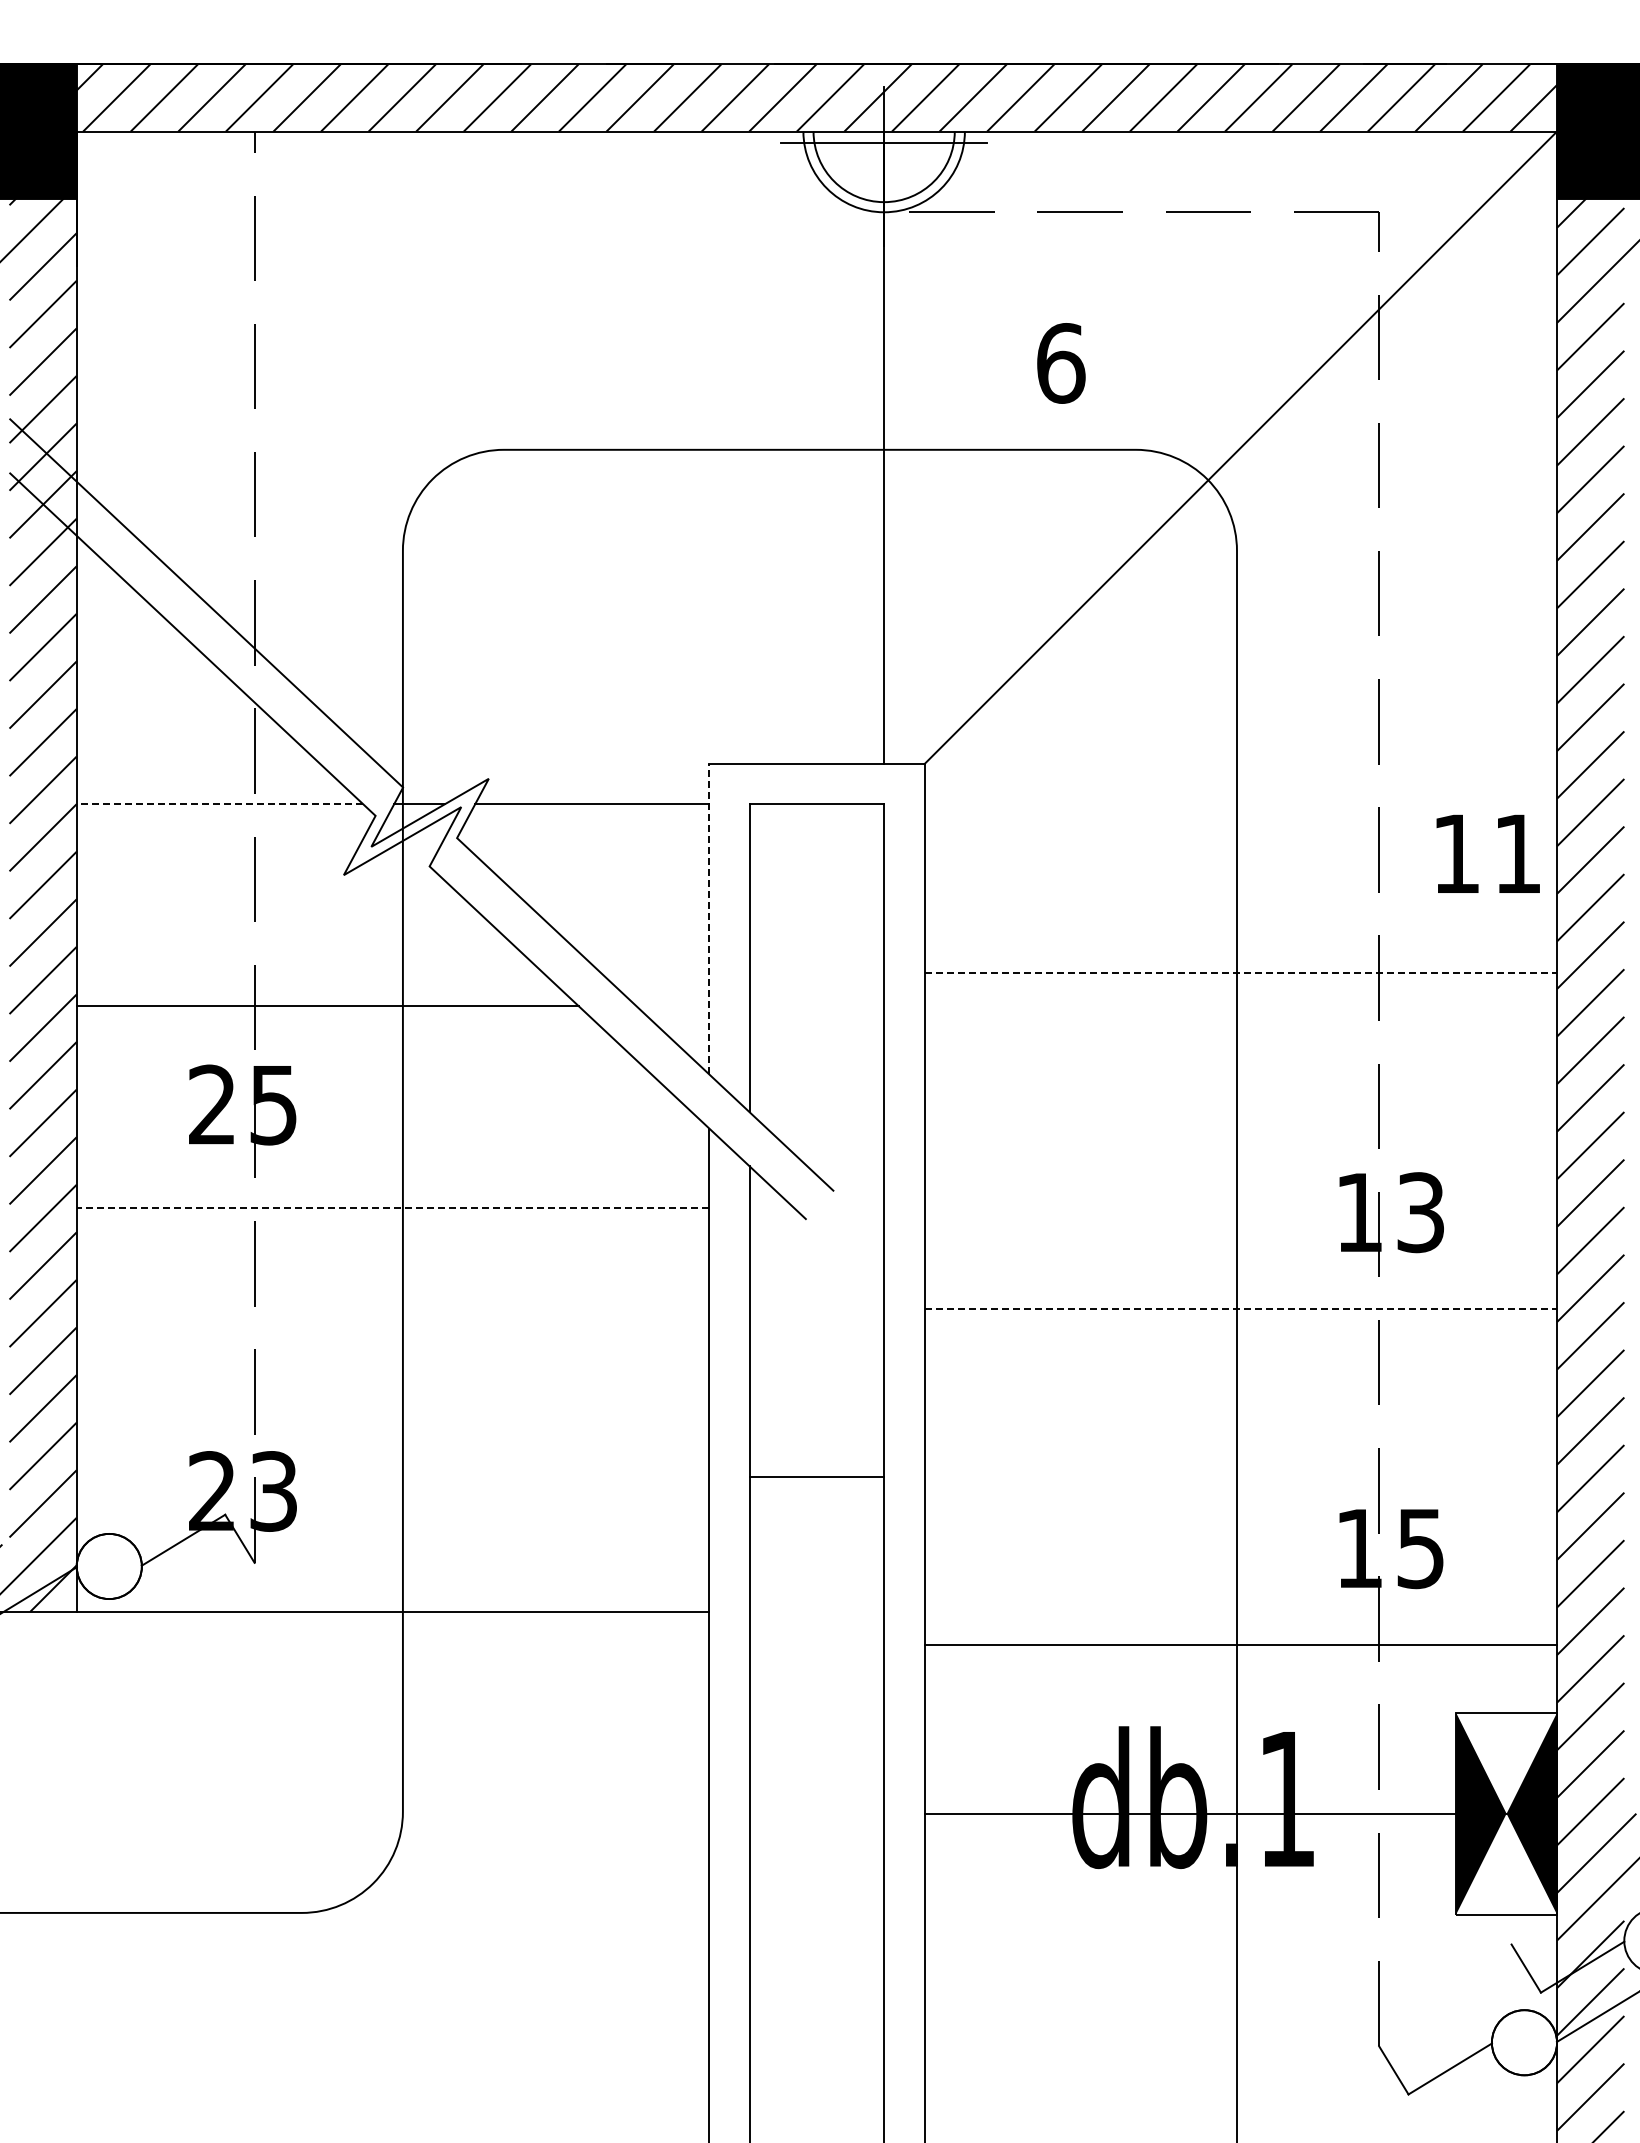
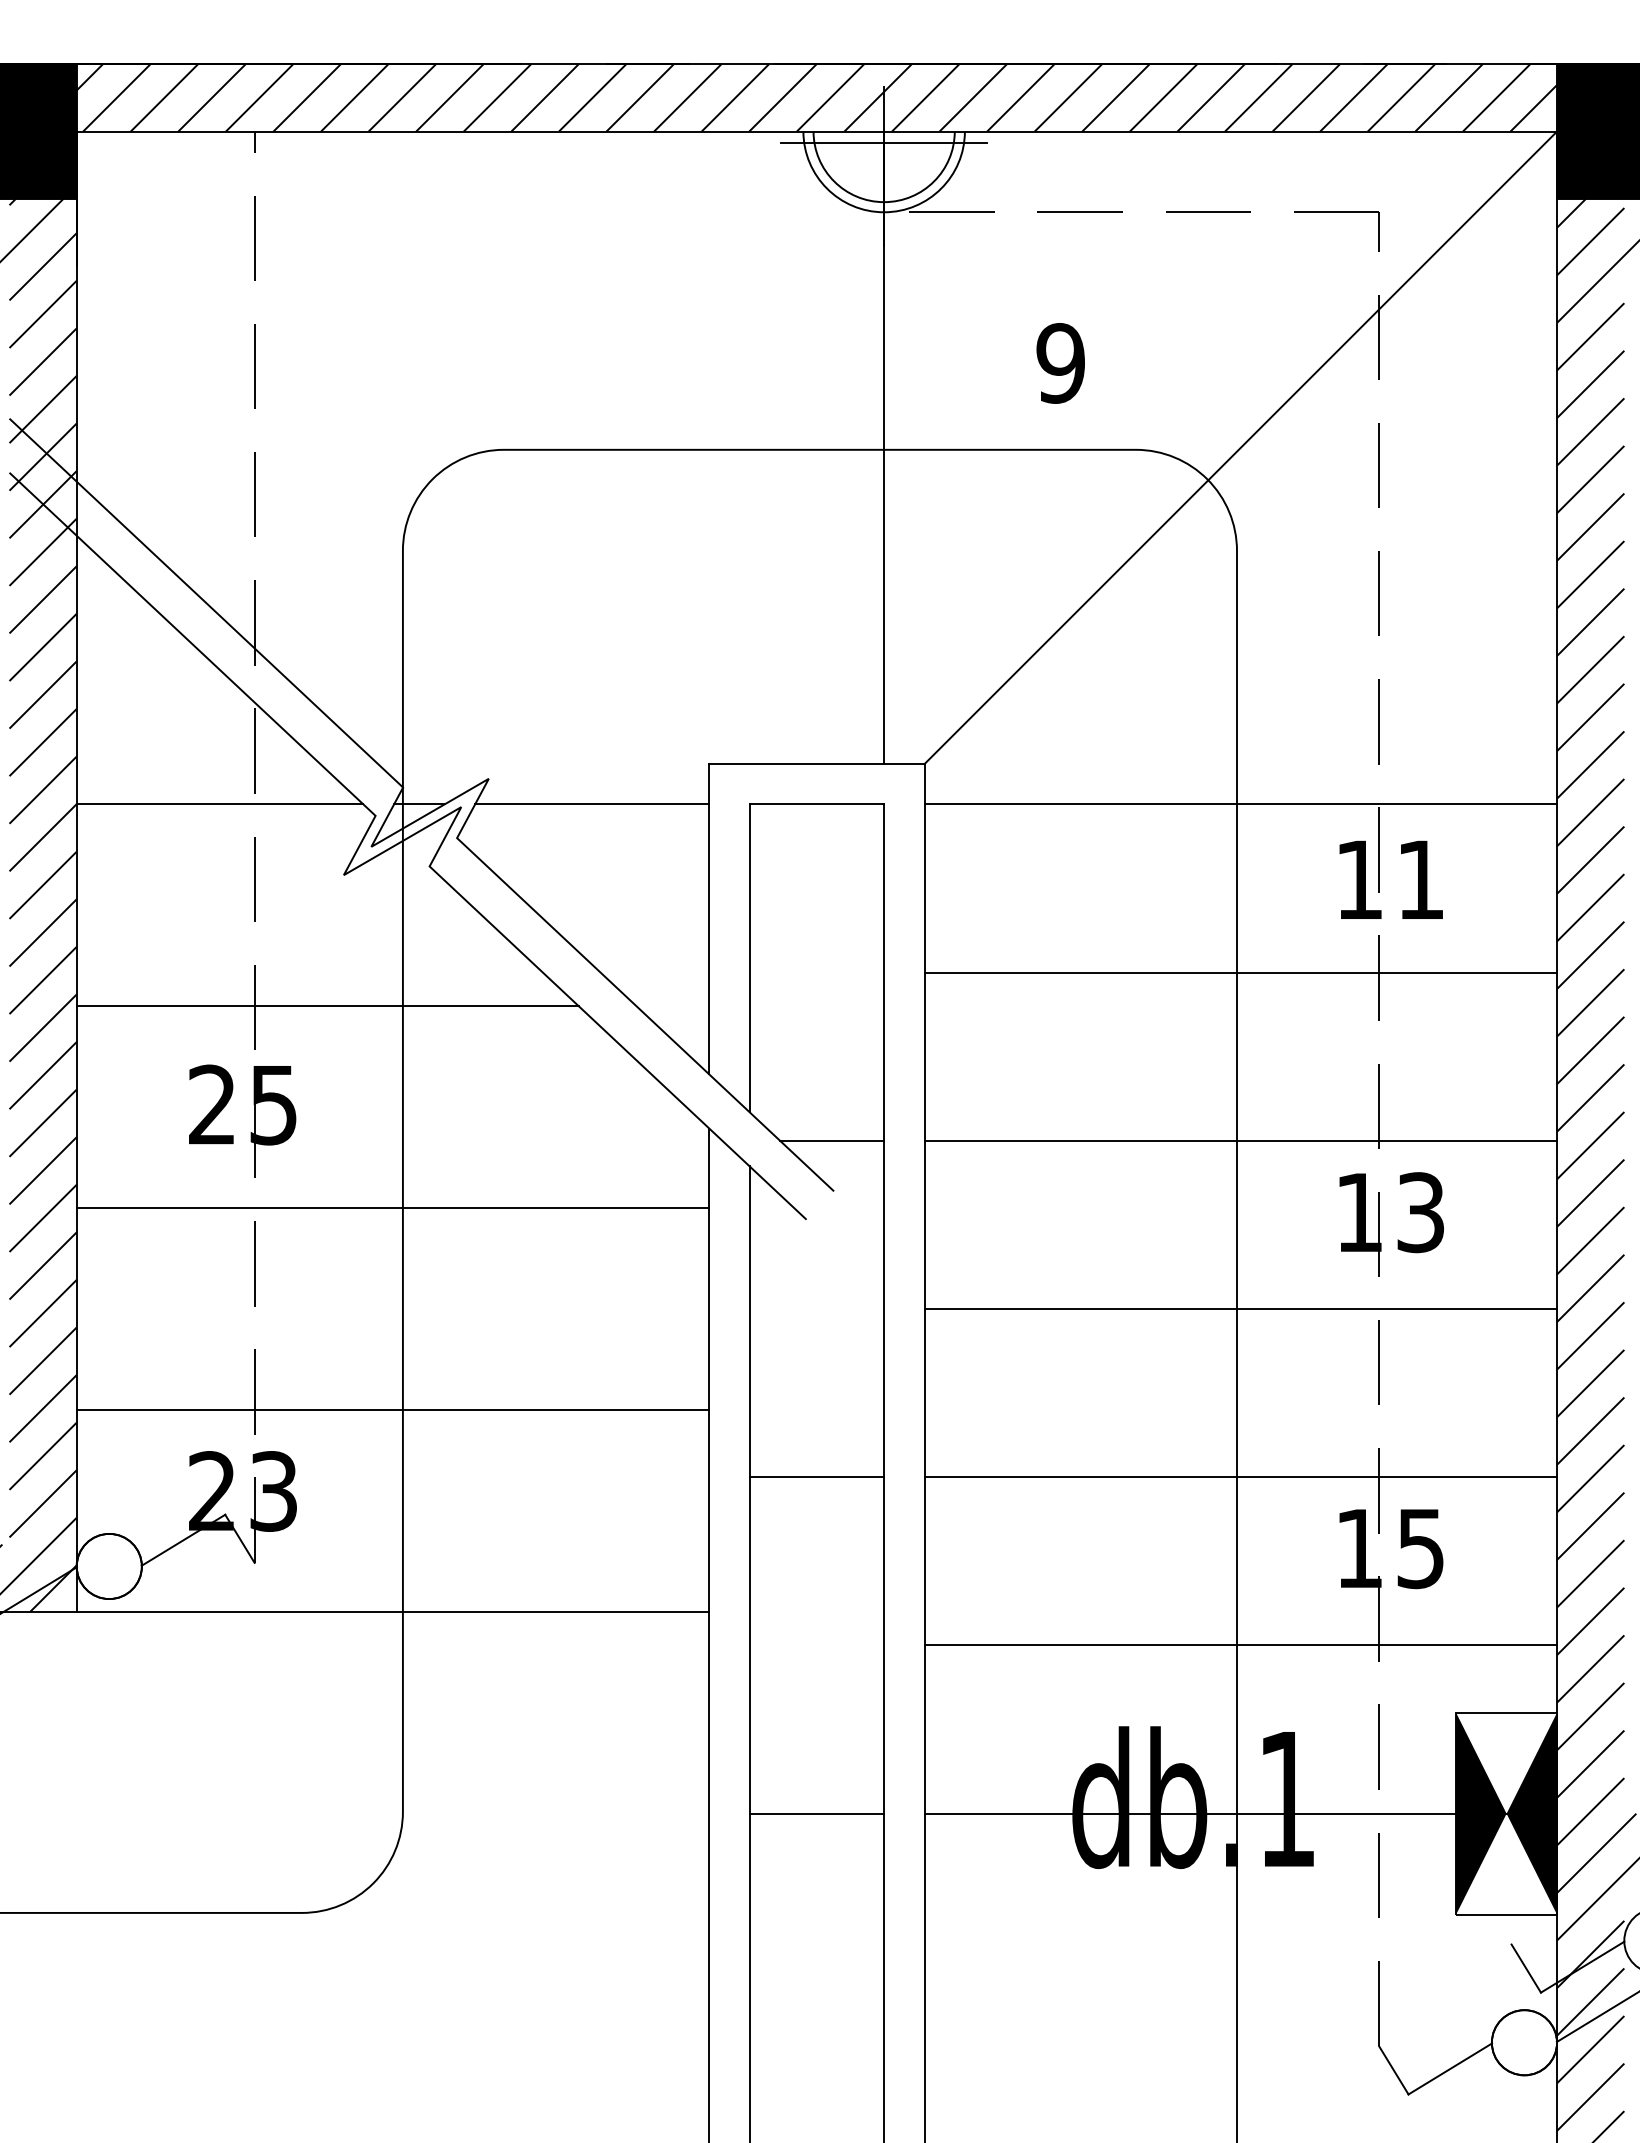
text: 6 -> 9 (1060, 363)
line: dashed -> solid (219, 804)
line: none -> present (1240, 804)
text position: (1487, 853) -> (1390, 879) (1390, 879)
line: dashed -> solid (709, 918)
line: dashed -> solid (1241, 972)
line: none -> present (832, 1140)
line: none -> present (1240, 1140)
line: dashed -> solid (392, 1208)
line: dashed -> solid (1241, 1309)
line: none -> present (392, 1409)
line: none -> present (1240, 1477)
line: none -> present (816, 1813)
